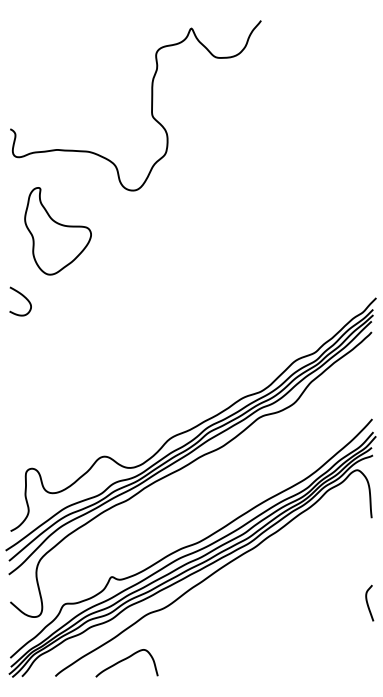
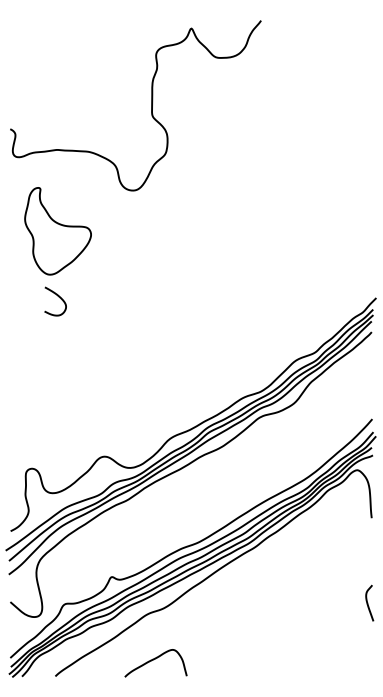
curve position: (23, 297) -> (58, 297) (58, 297)
curve position: (124, 660) -> (153, 660) (153, 660)
